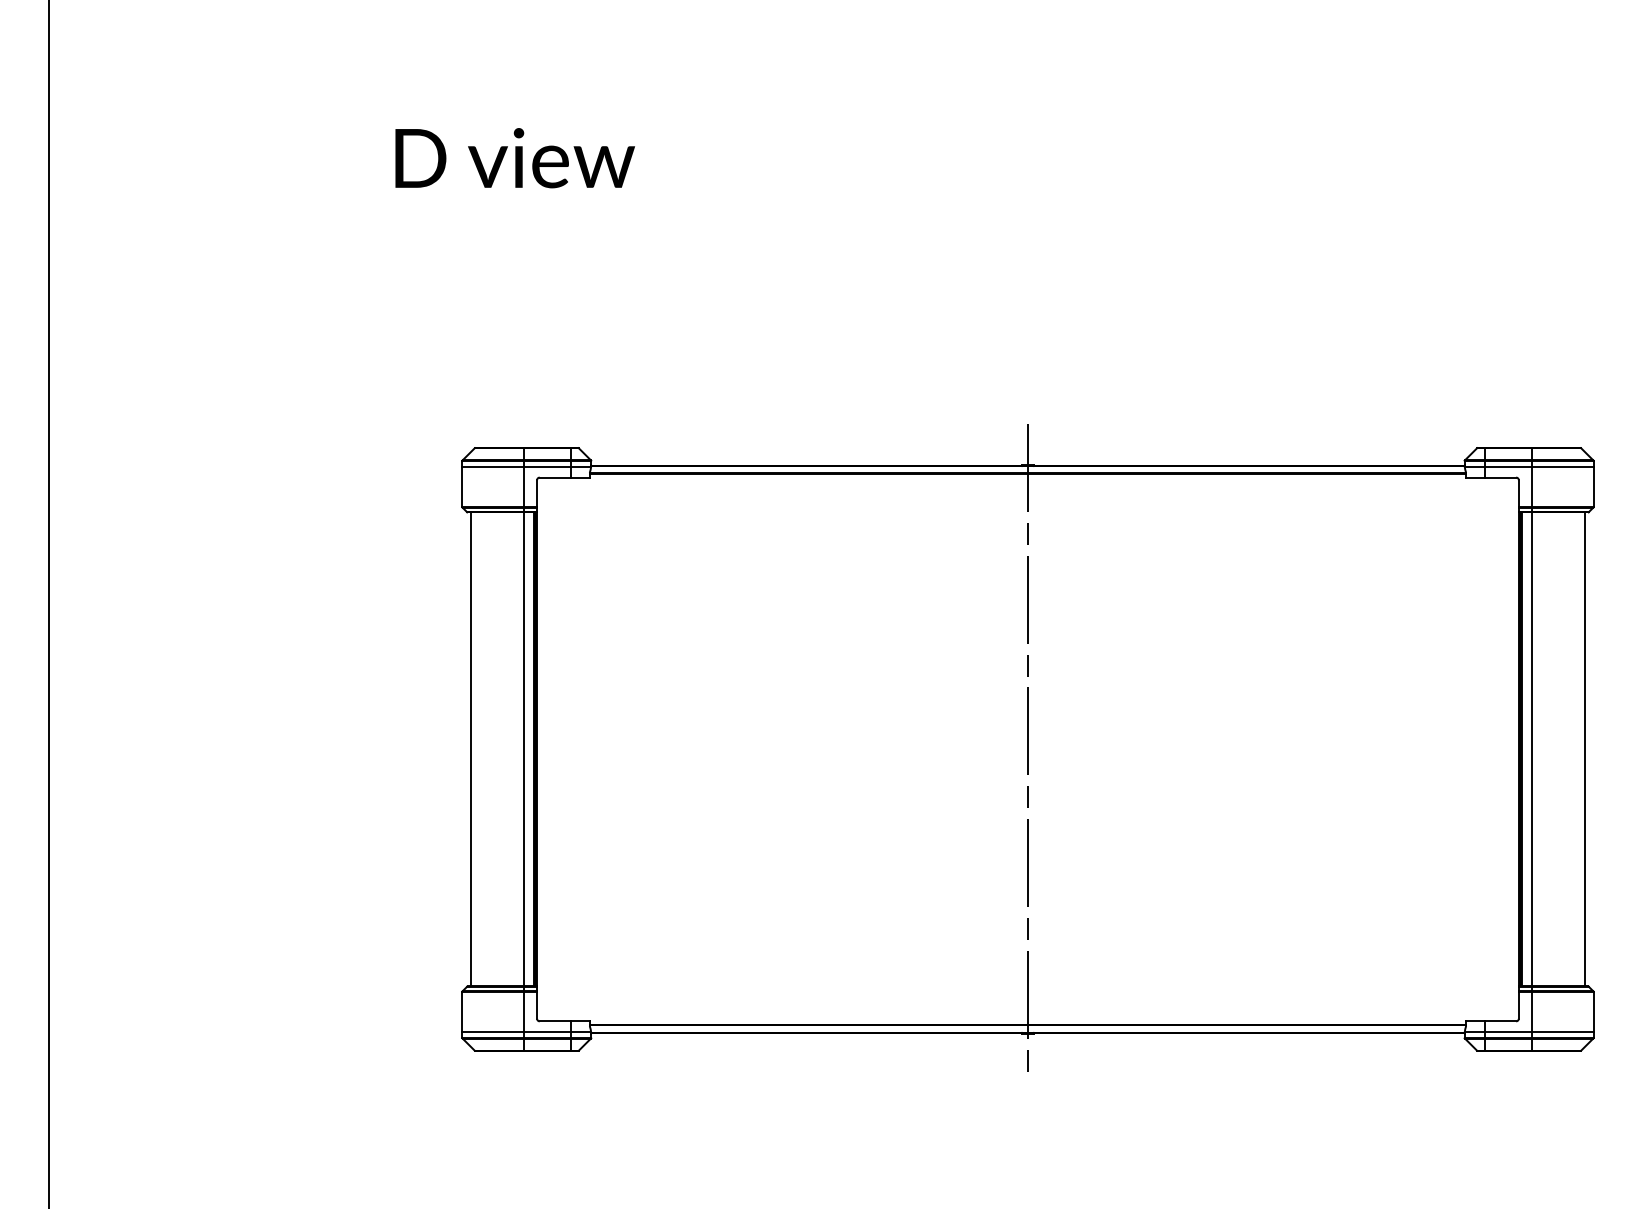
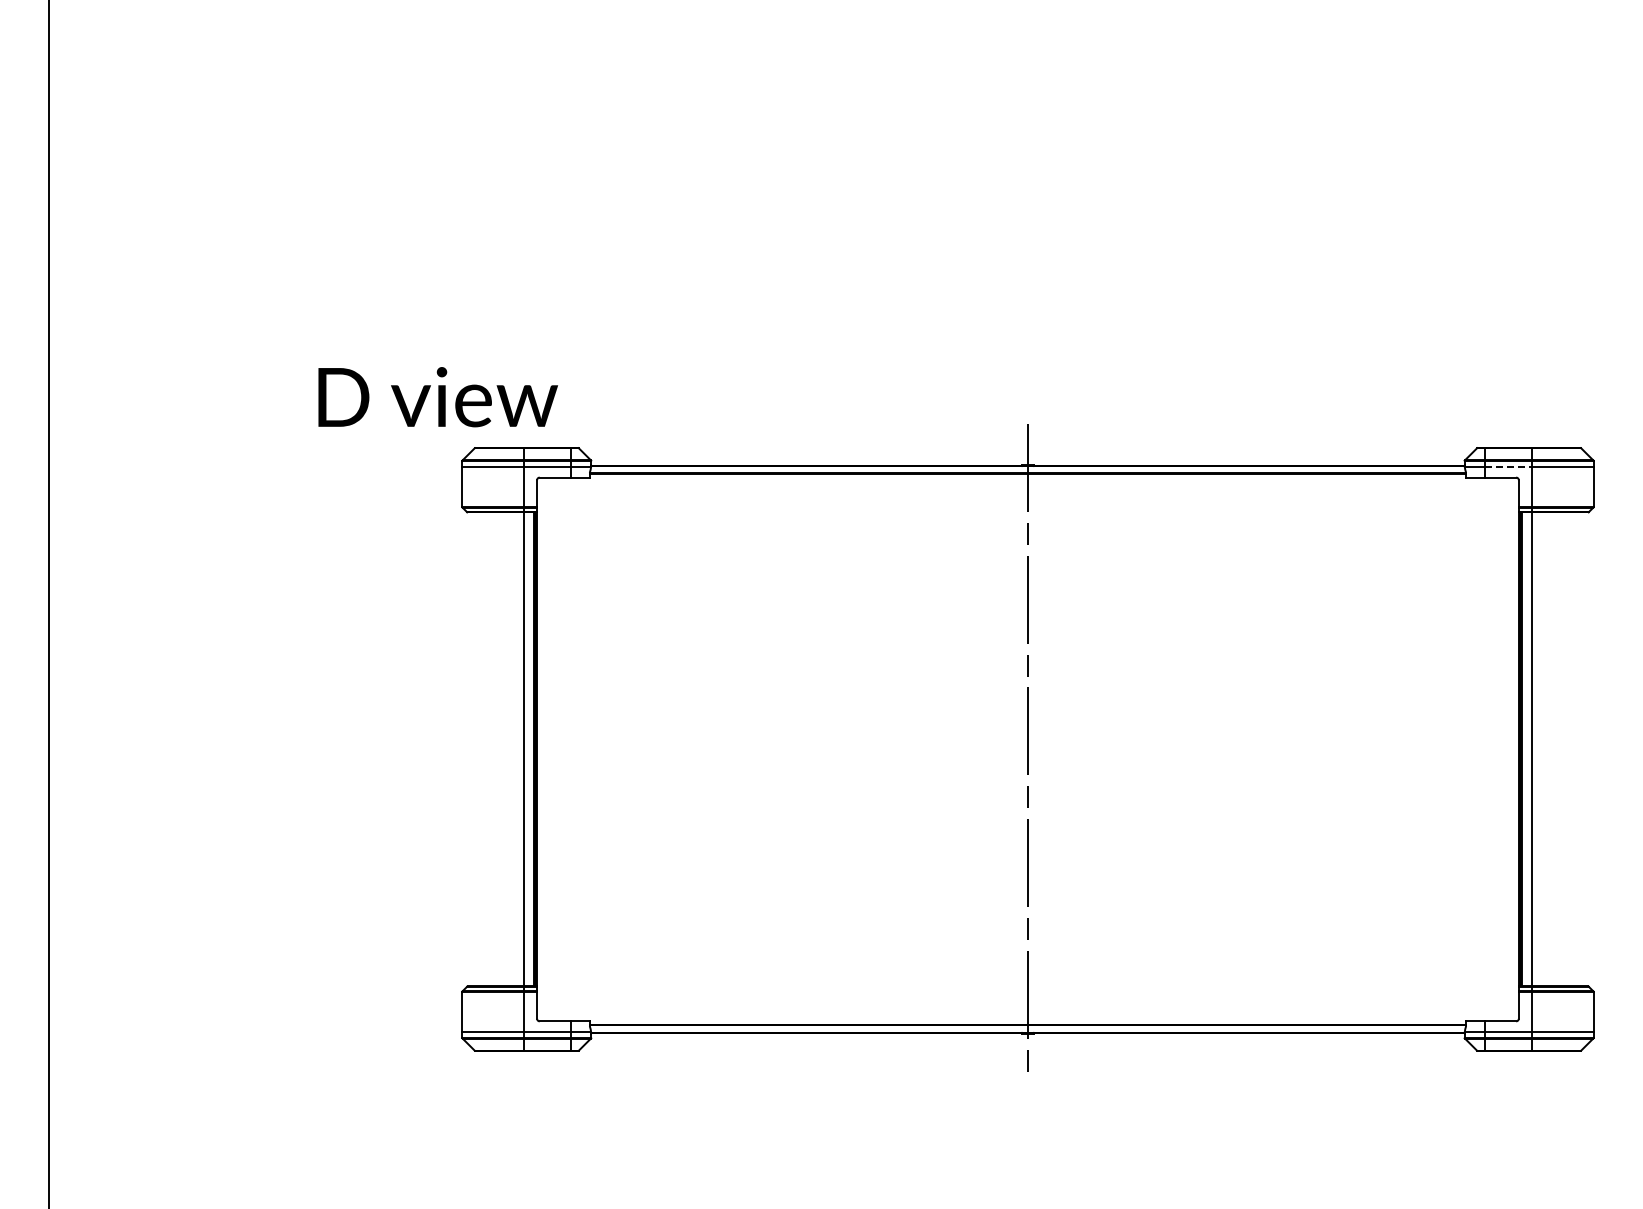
text position: (514, 158) -> (437, 397) (437, 397)
line: solid -> dashed (1508, 467)
line: present -> none (471, 749)
line: present -> none (1584, 749)
